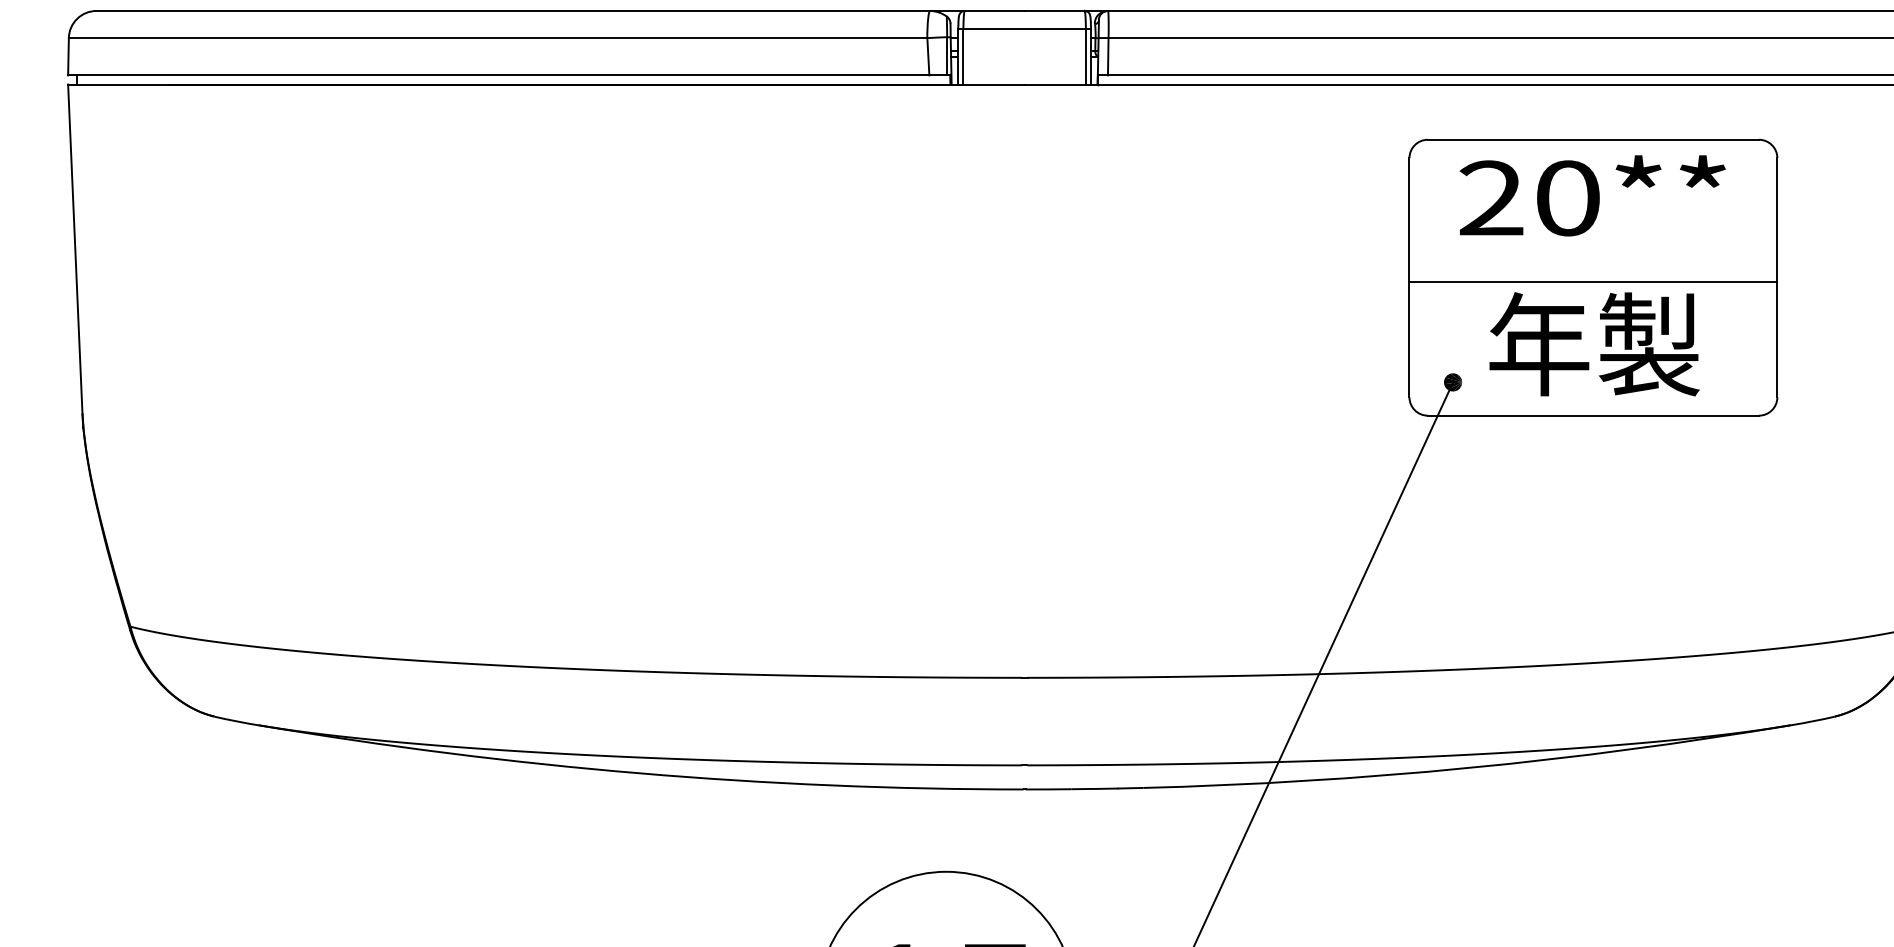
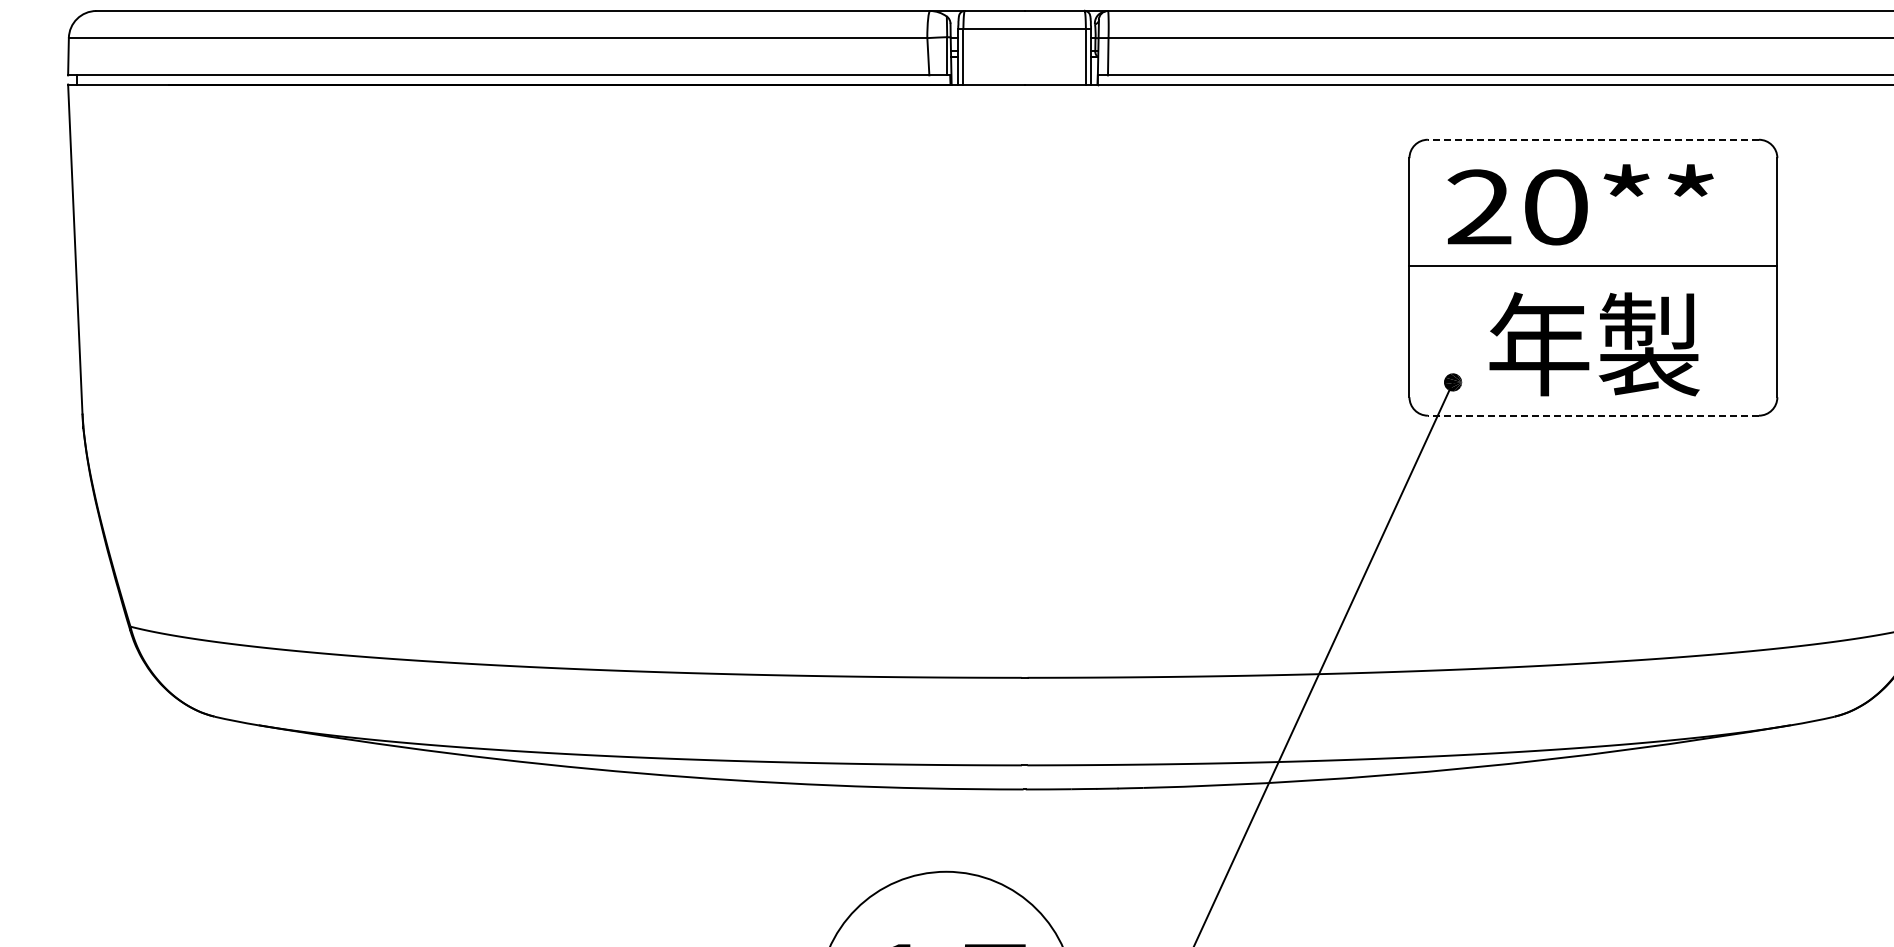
line: solid -> dashed (1593, 139)
text position: (1592, 195) -> (1580, 204) (1580, 204)
line position: (1593, 282) -> (1593, 266) (1593, 266)
line: solid -> dashed (1593, 415)
